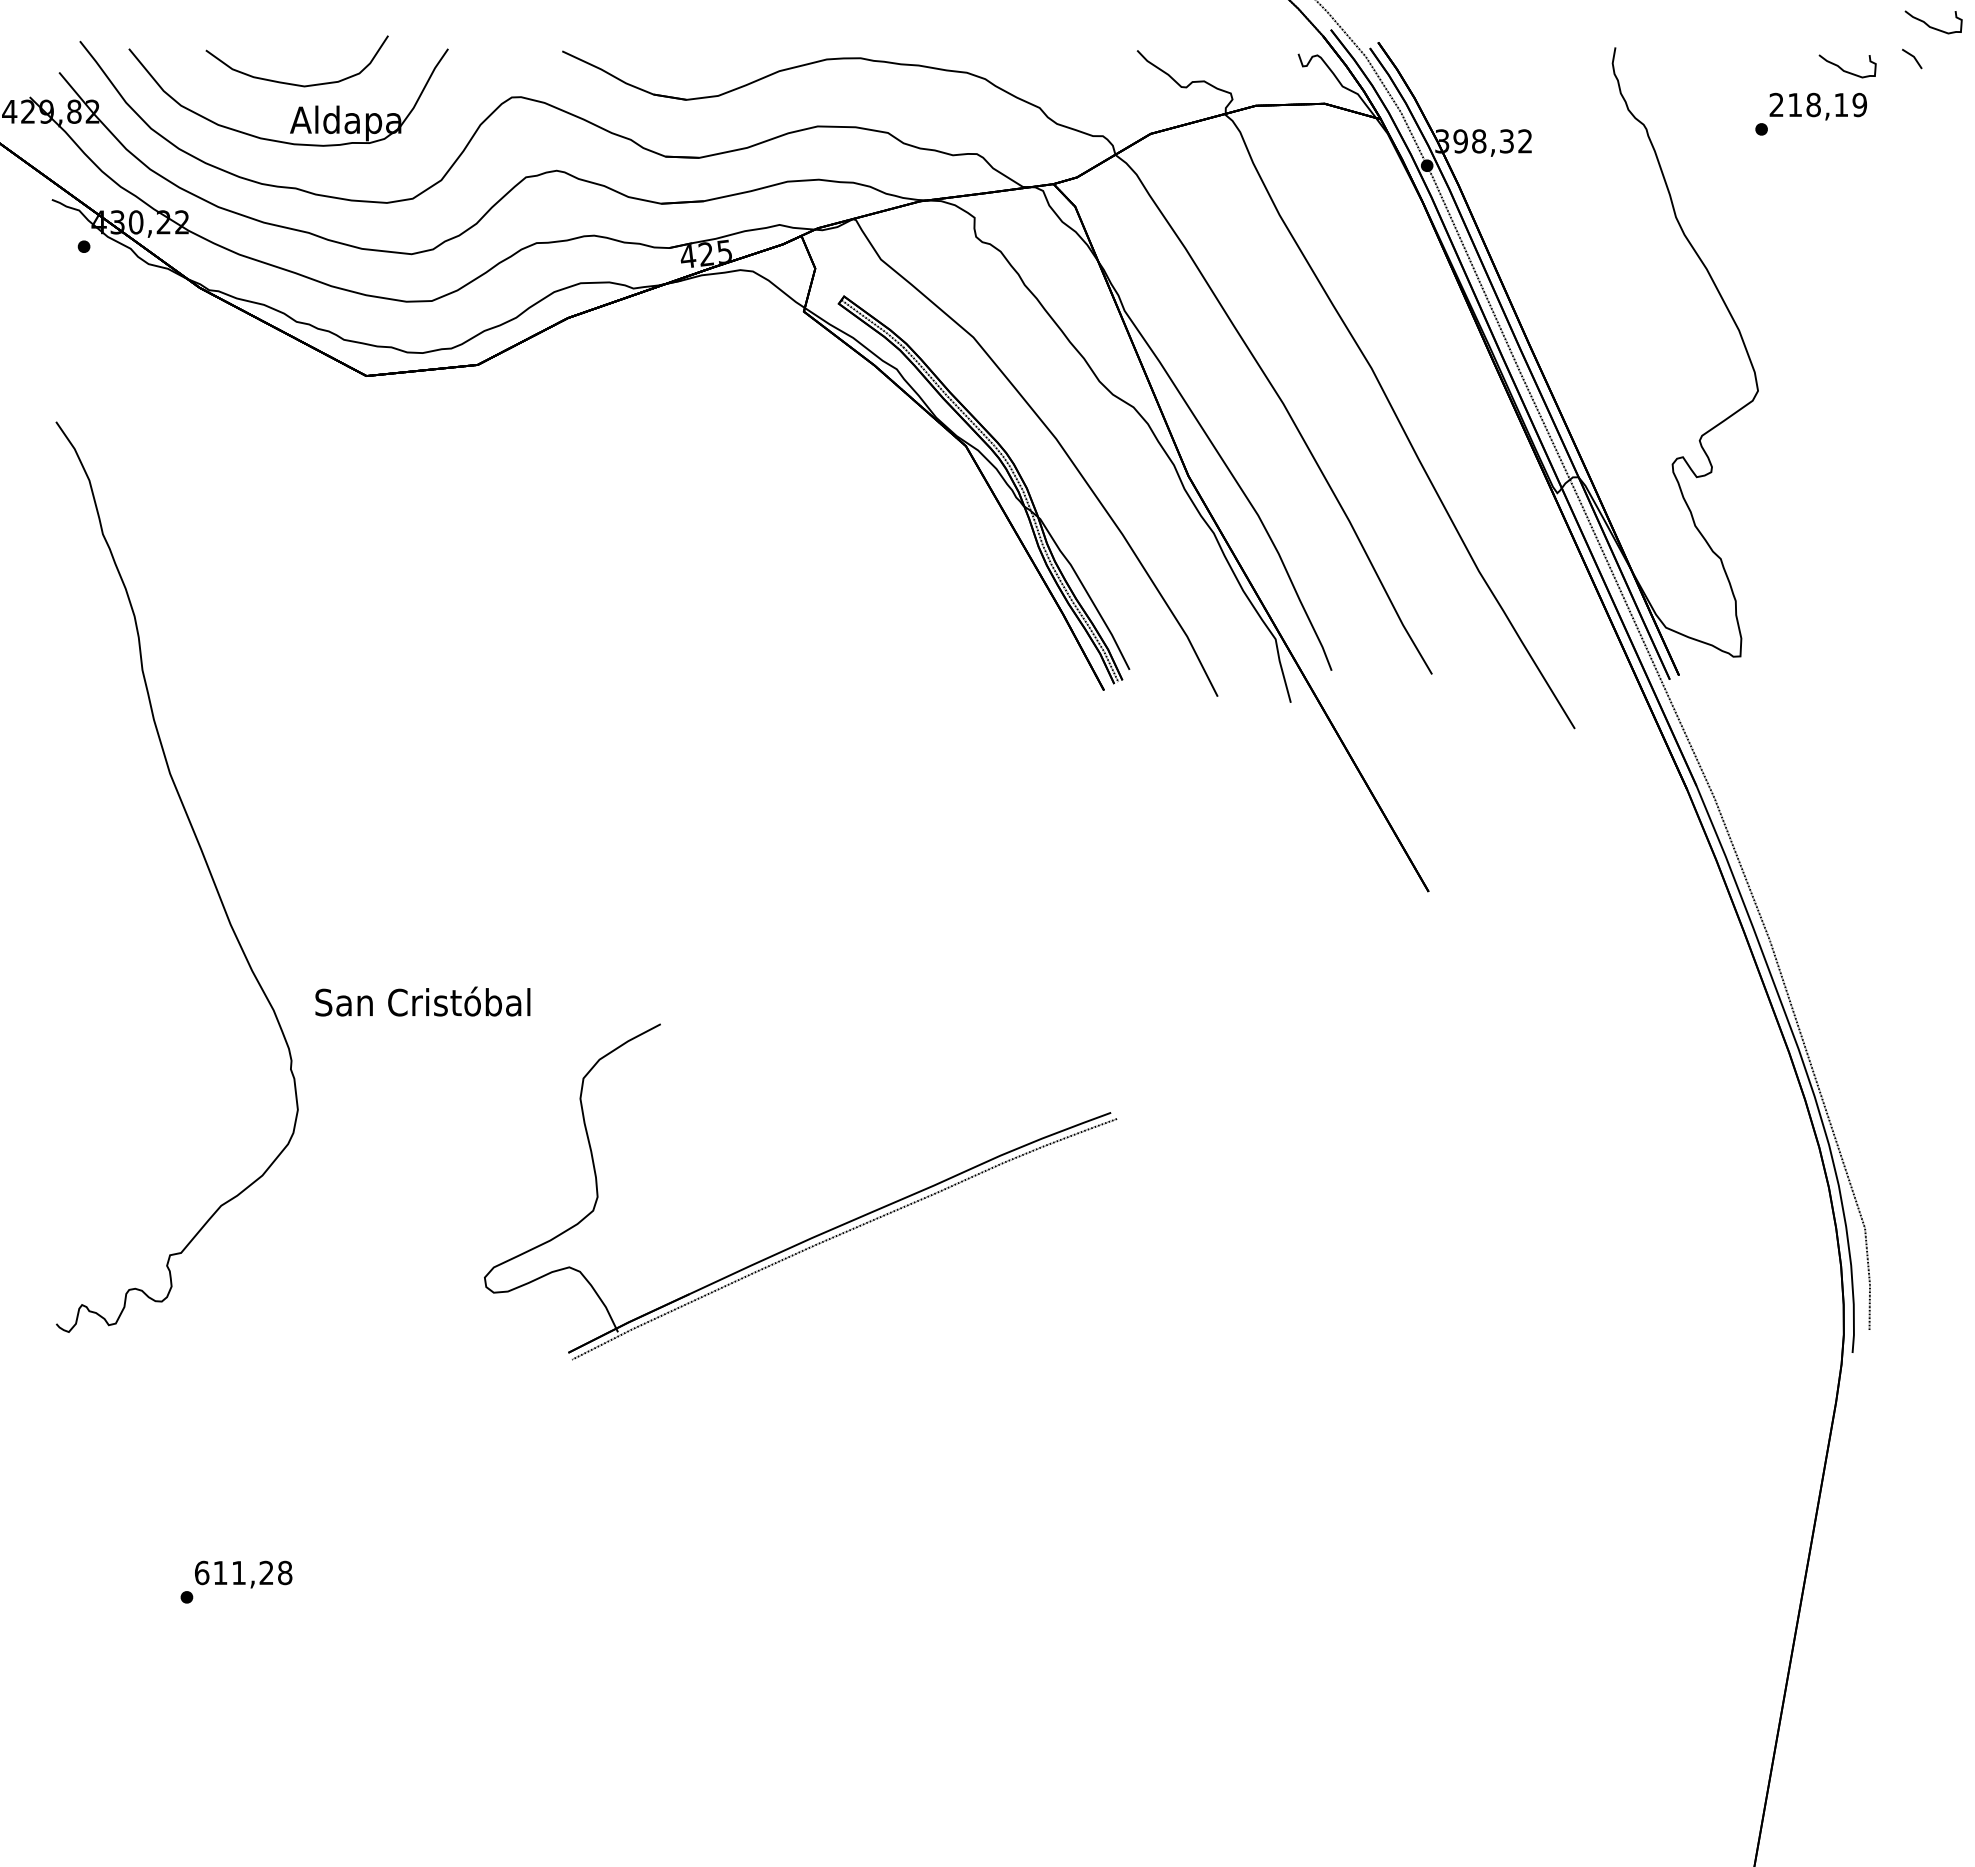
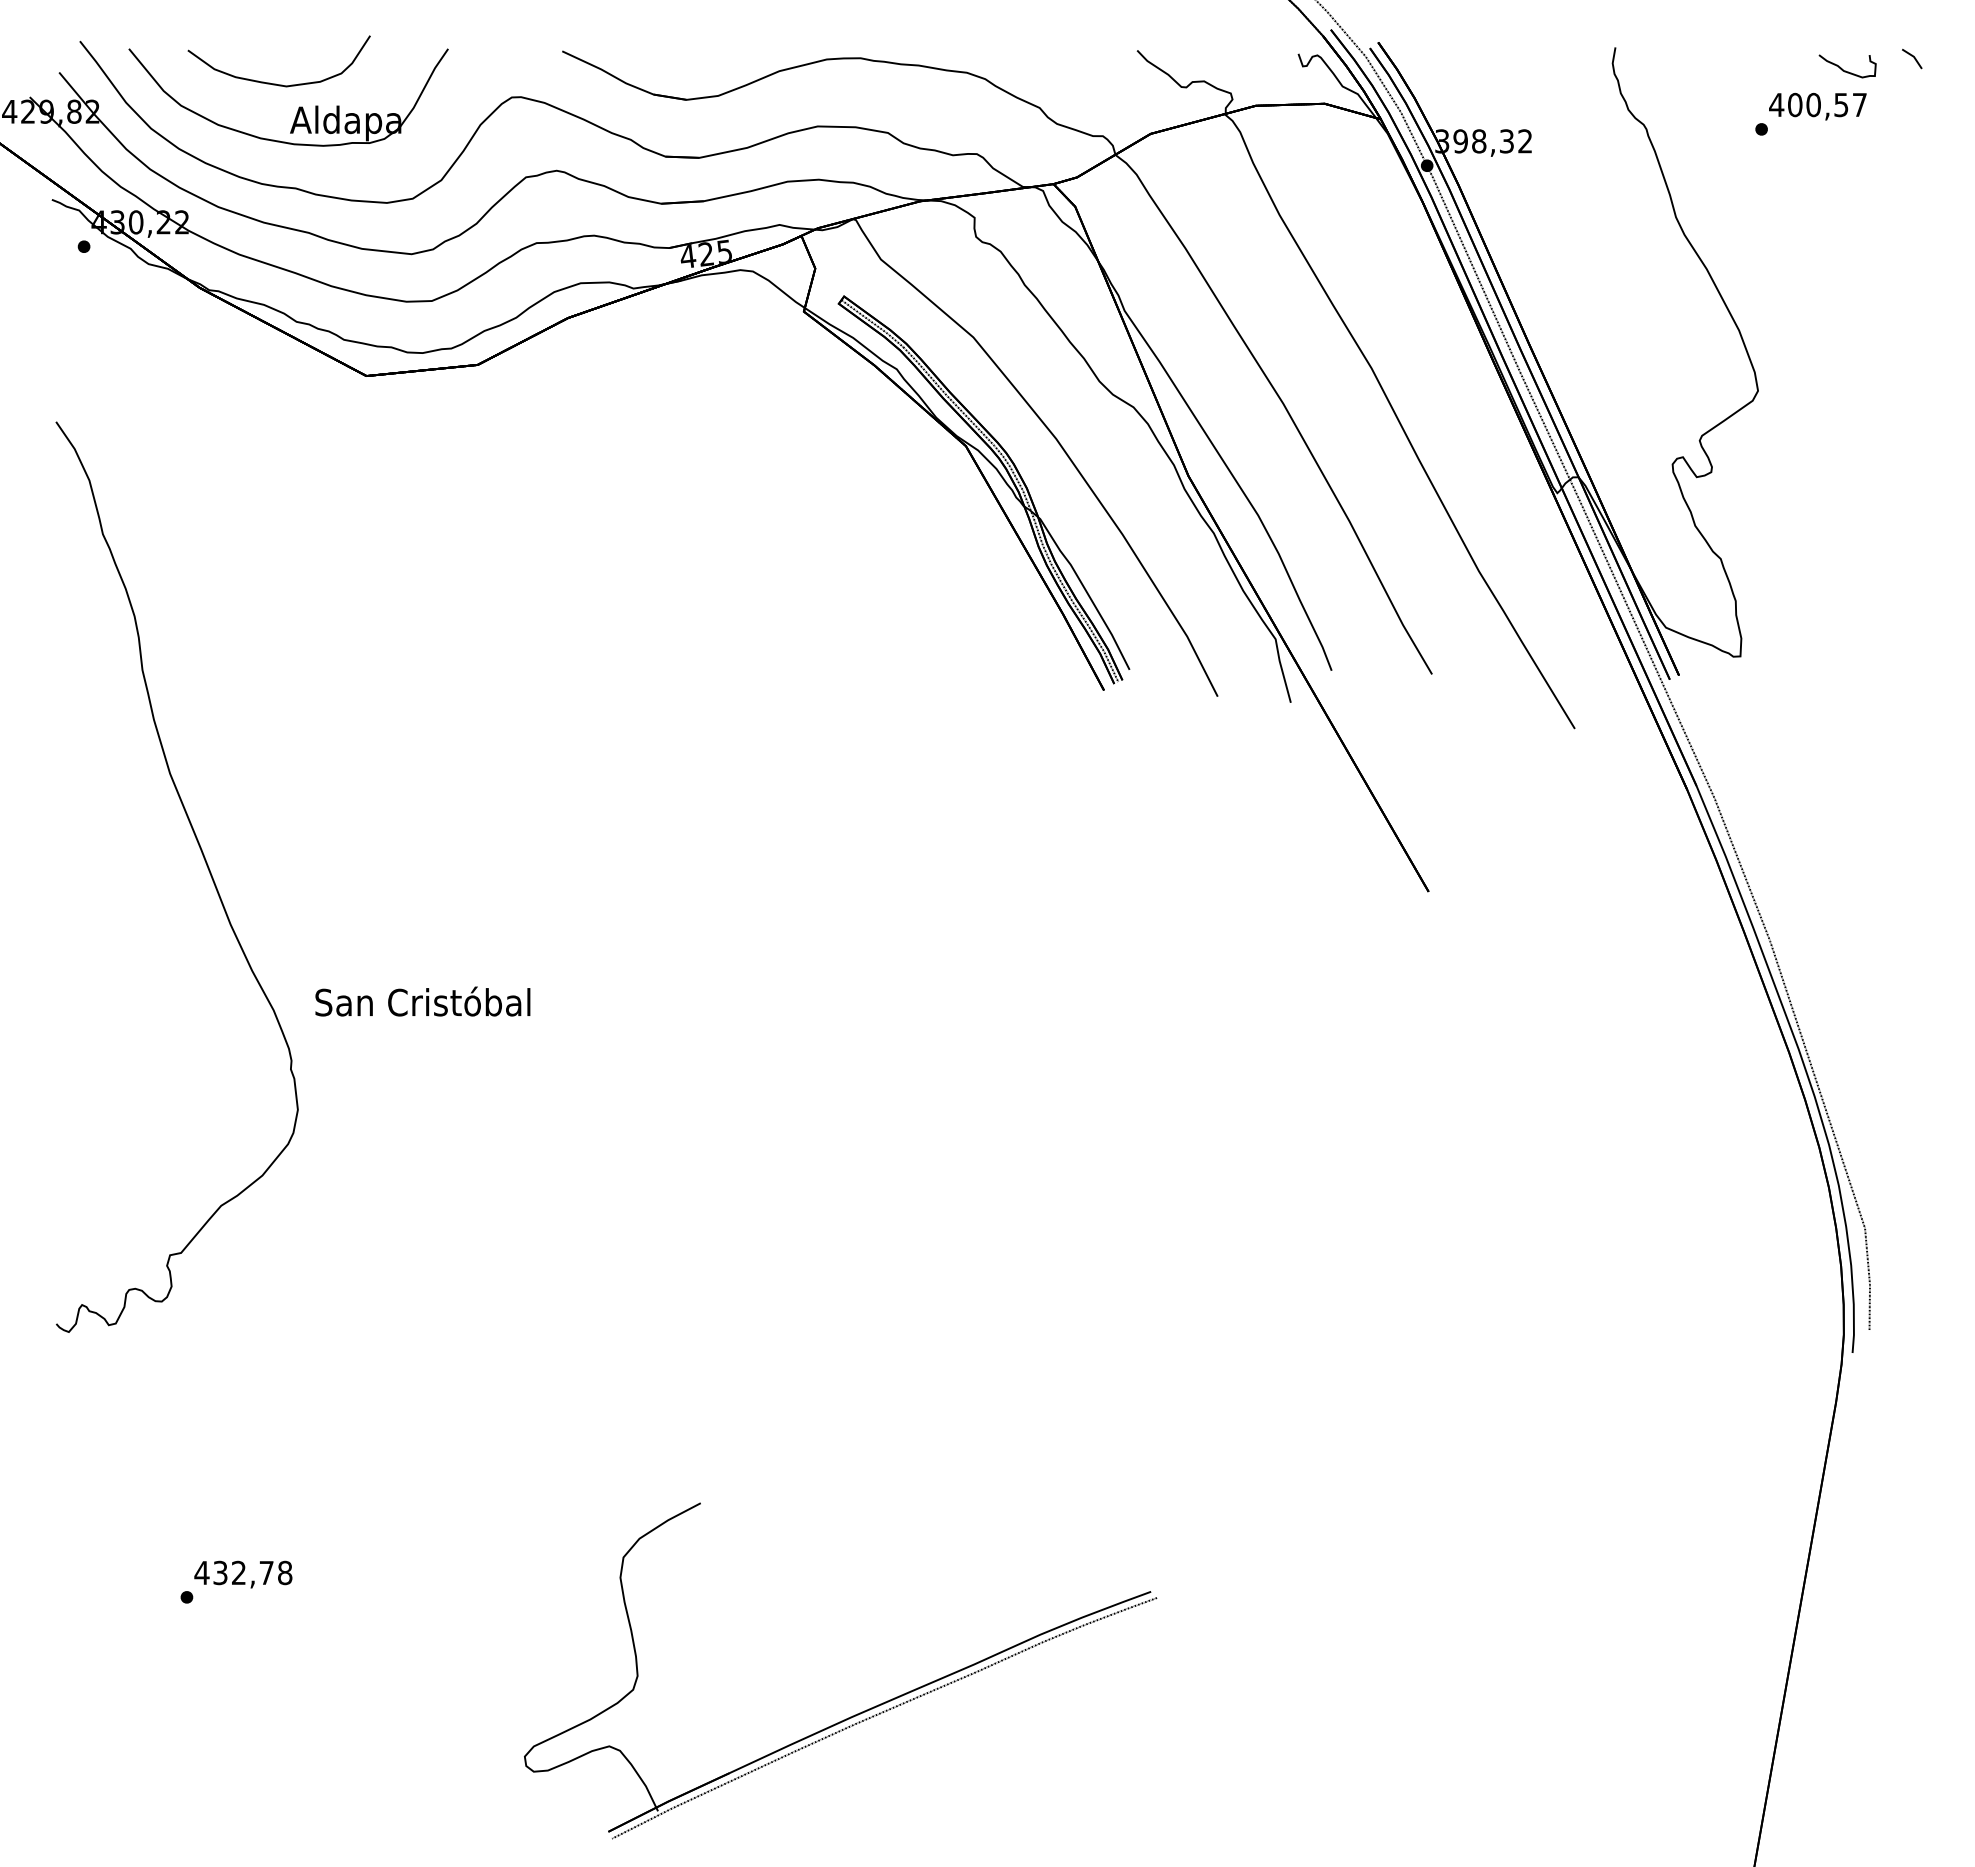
curve: present -> none (1931, 26)
part position: (294, 83) -> (276, 83) (276, 83)
text: 218,19 -> 400,57 (1817, 104)
part position: (819, 1233) -> (859, 1712) (859, 1712)
text: 611,28 -> 432,78 (233, 1572)
